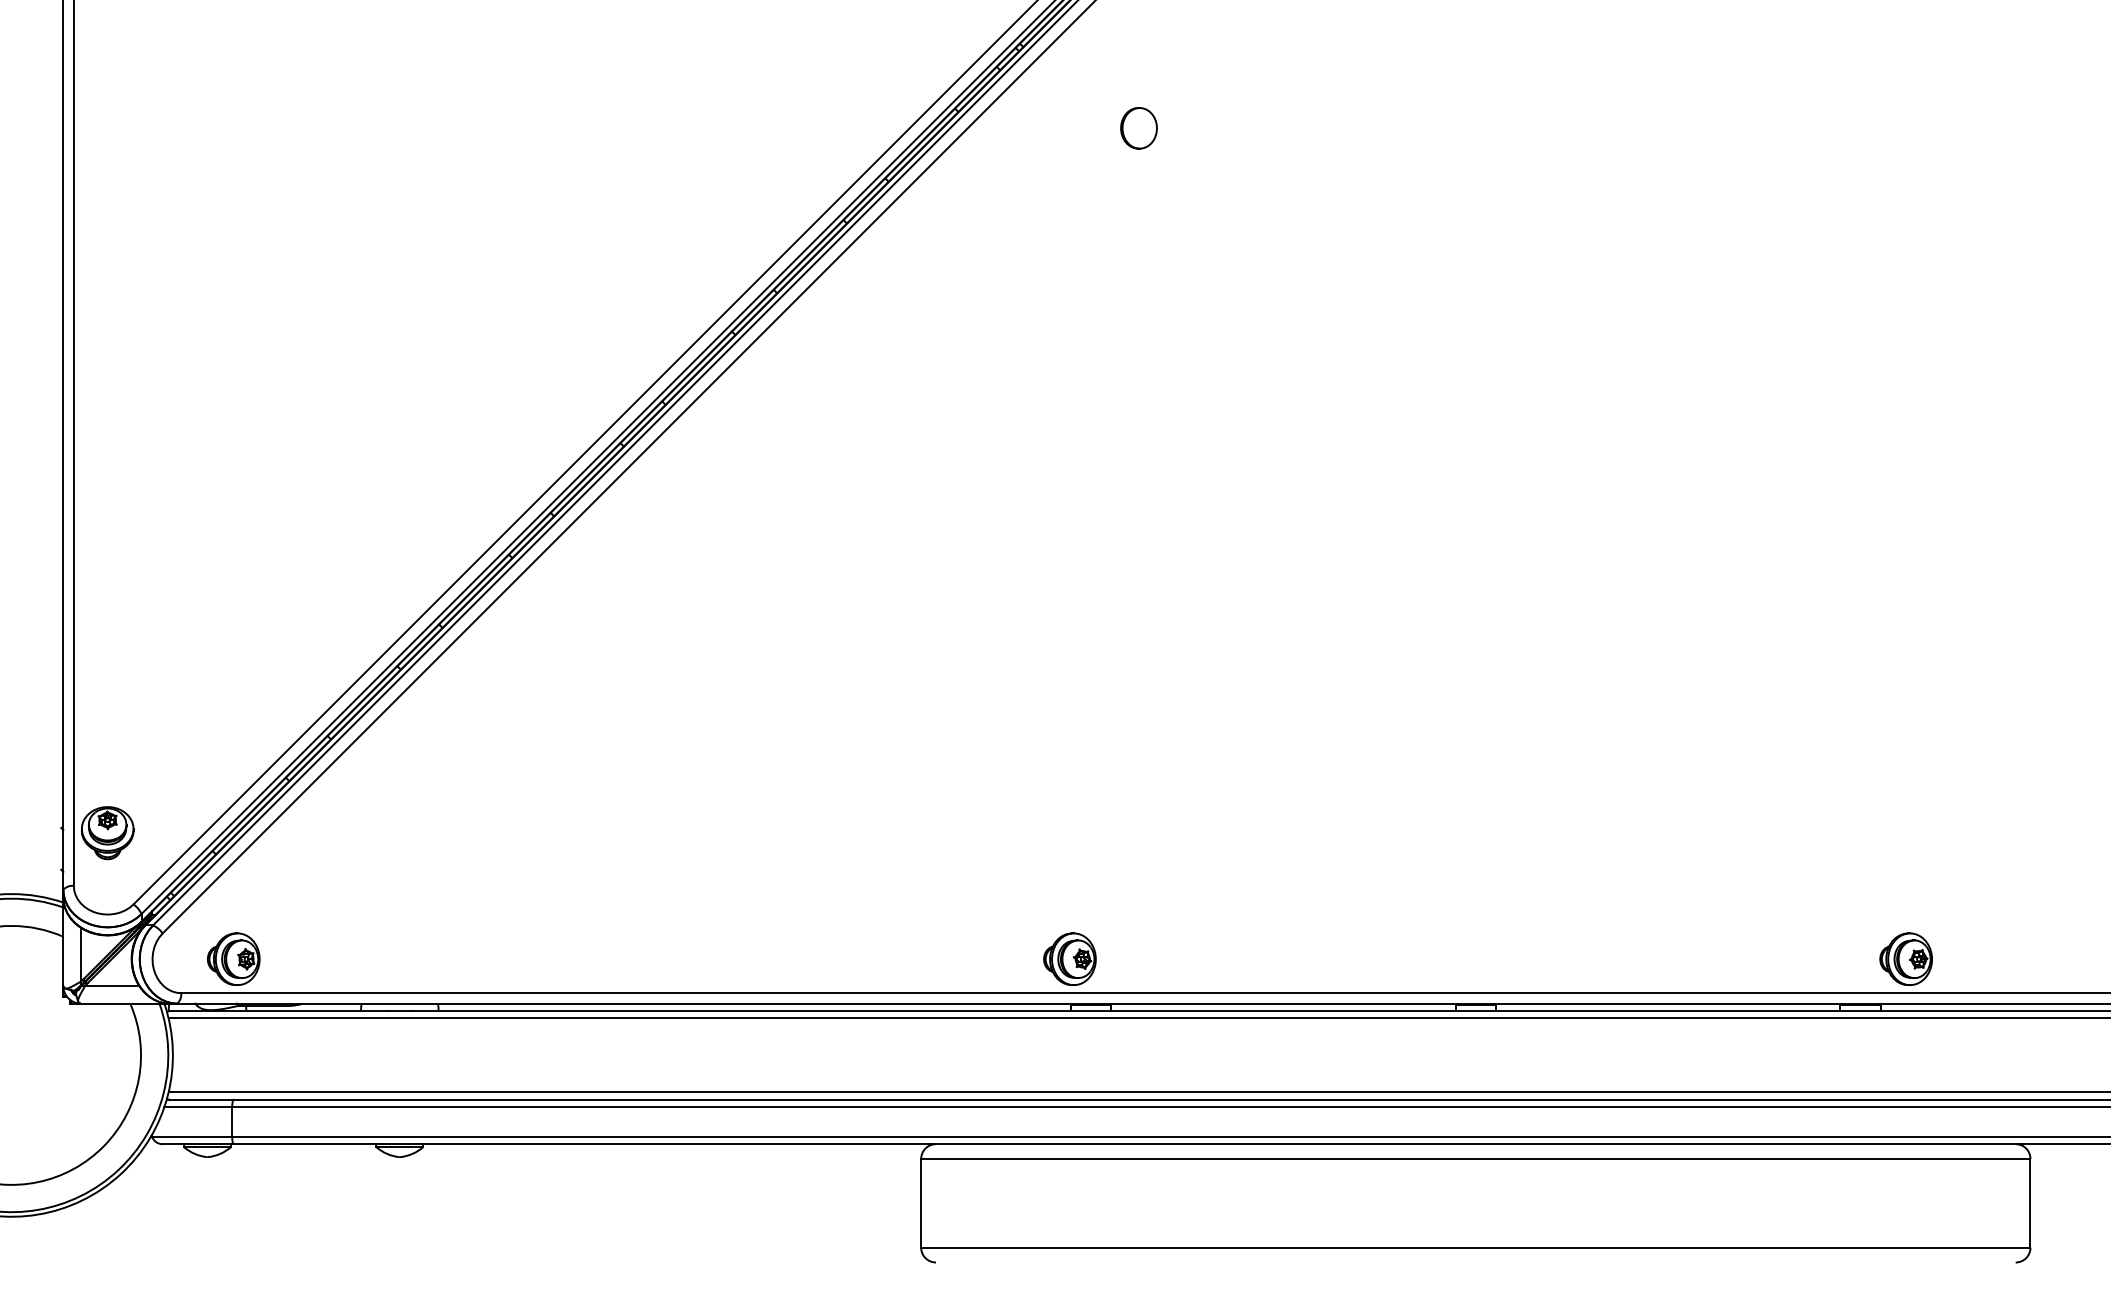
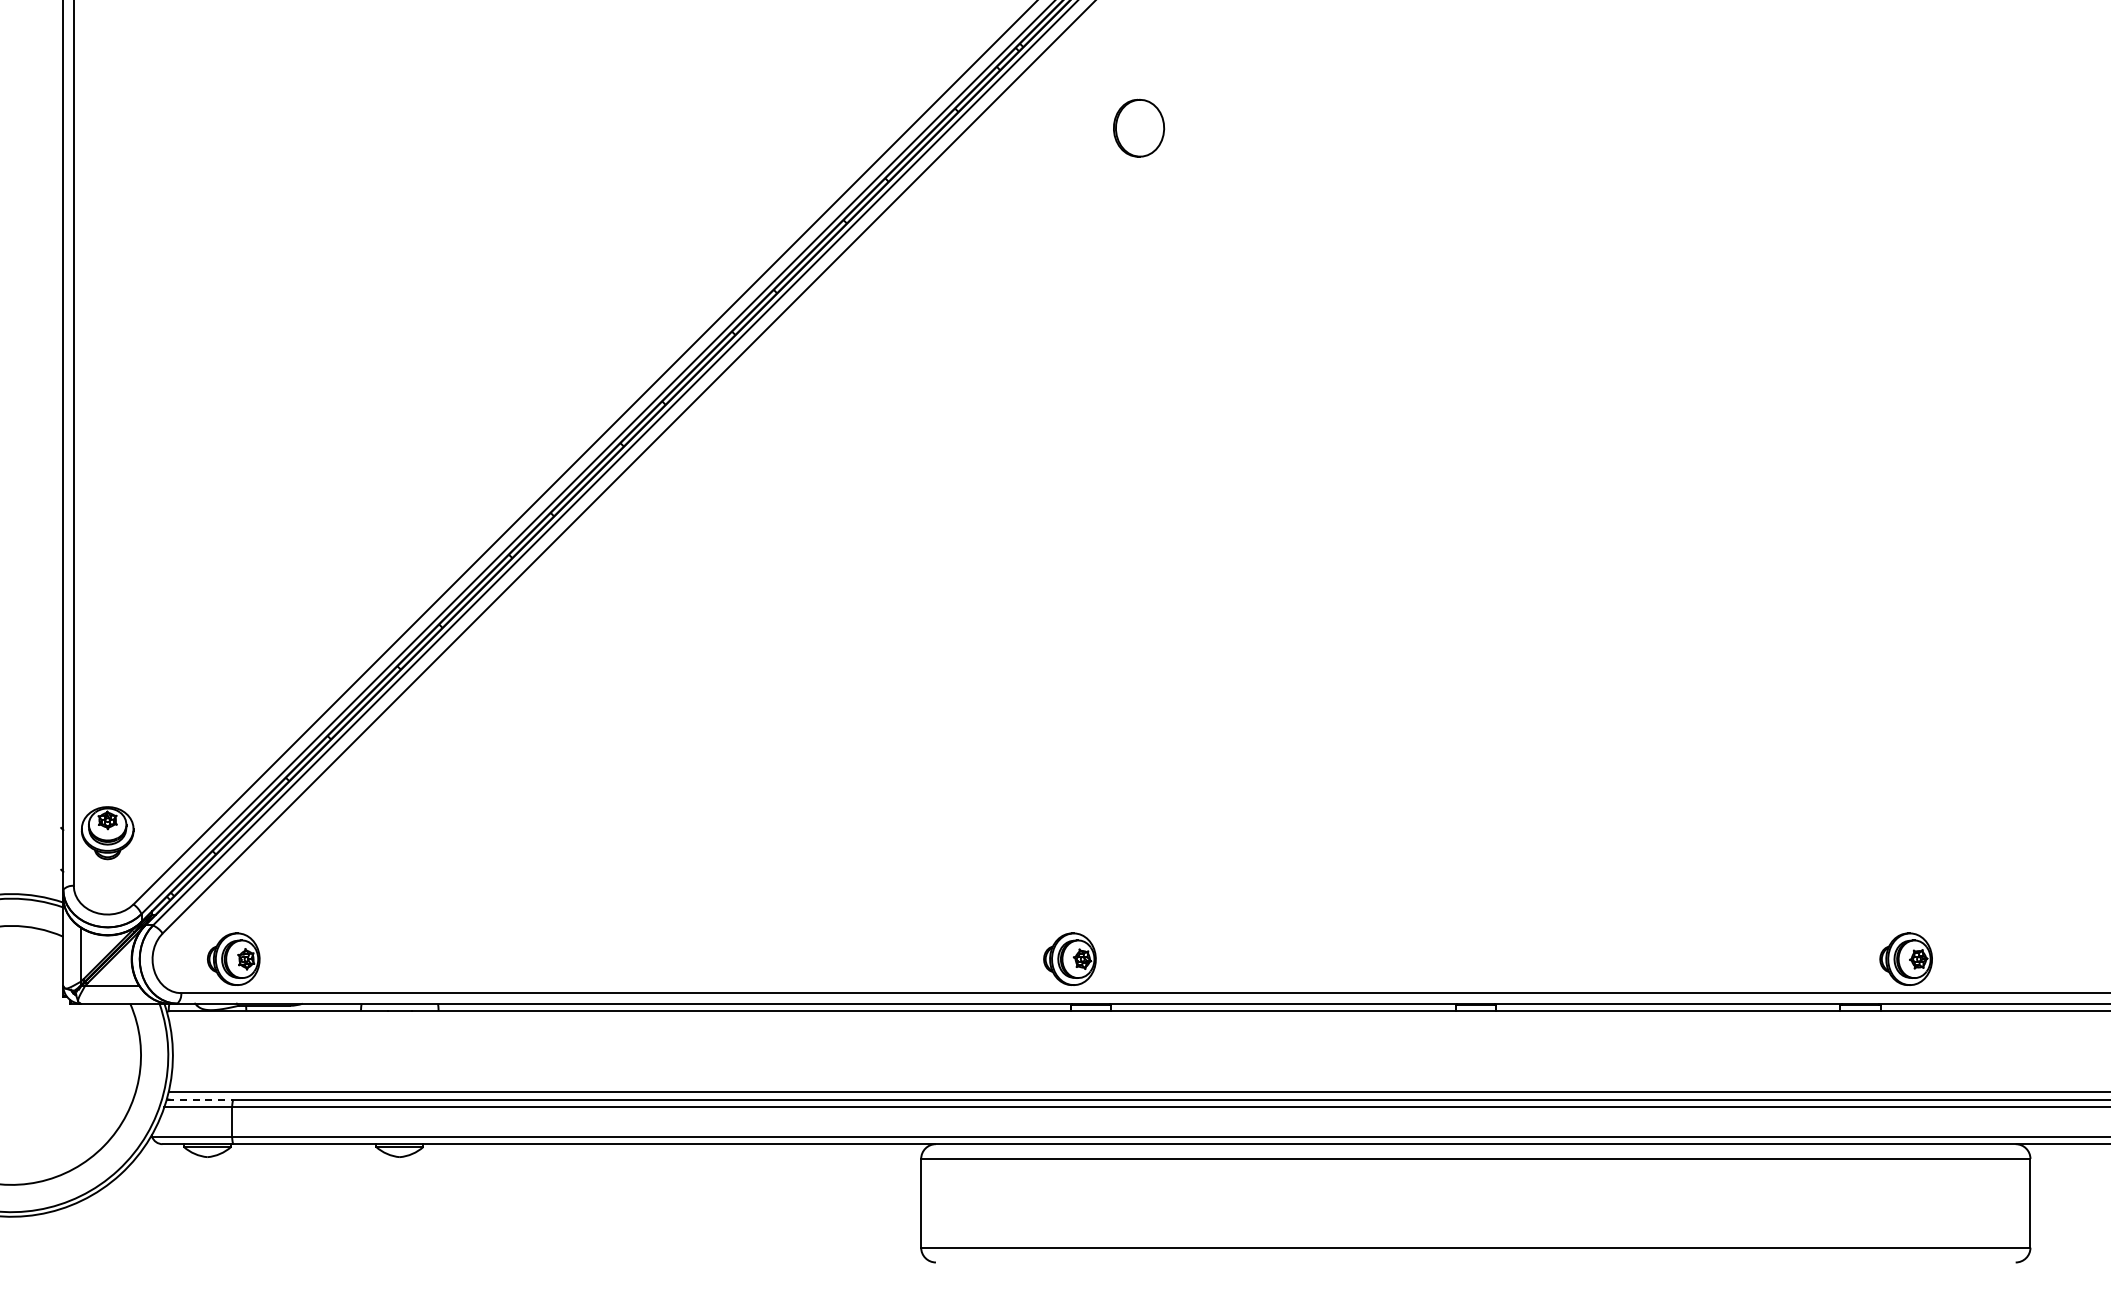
part size: 38x43 px -> 53x60 px (1139, 127)
line: present -> none (1137, 1018)
line: solid -> dashed (200, 1099)
